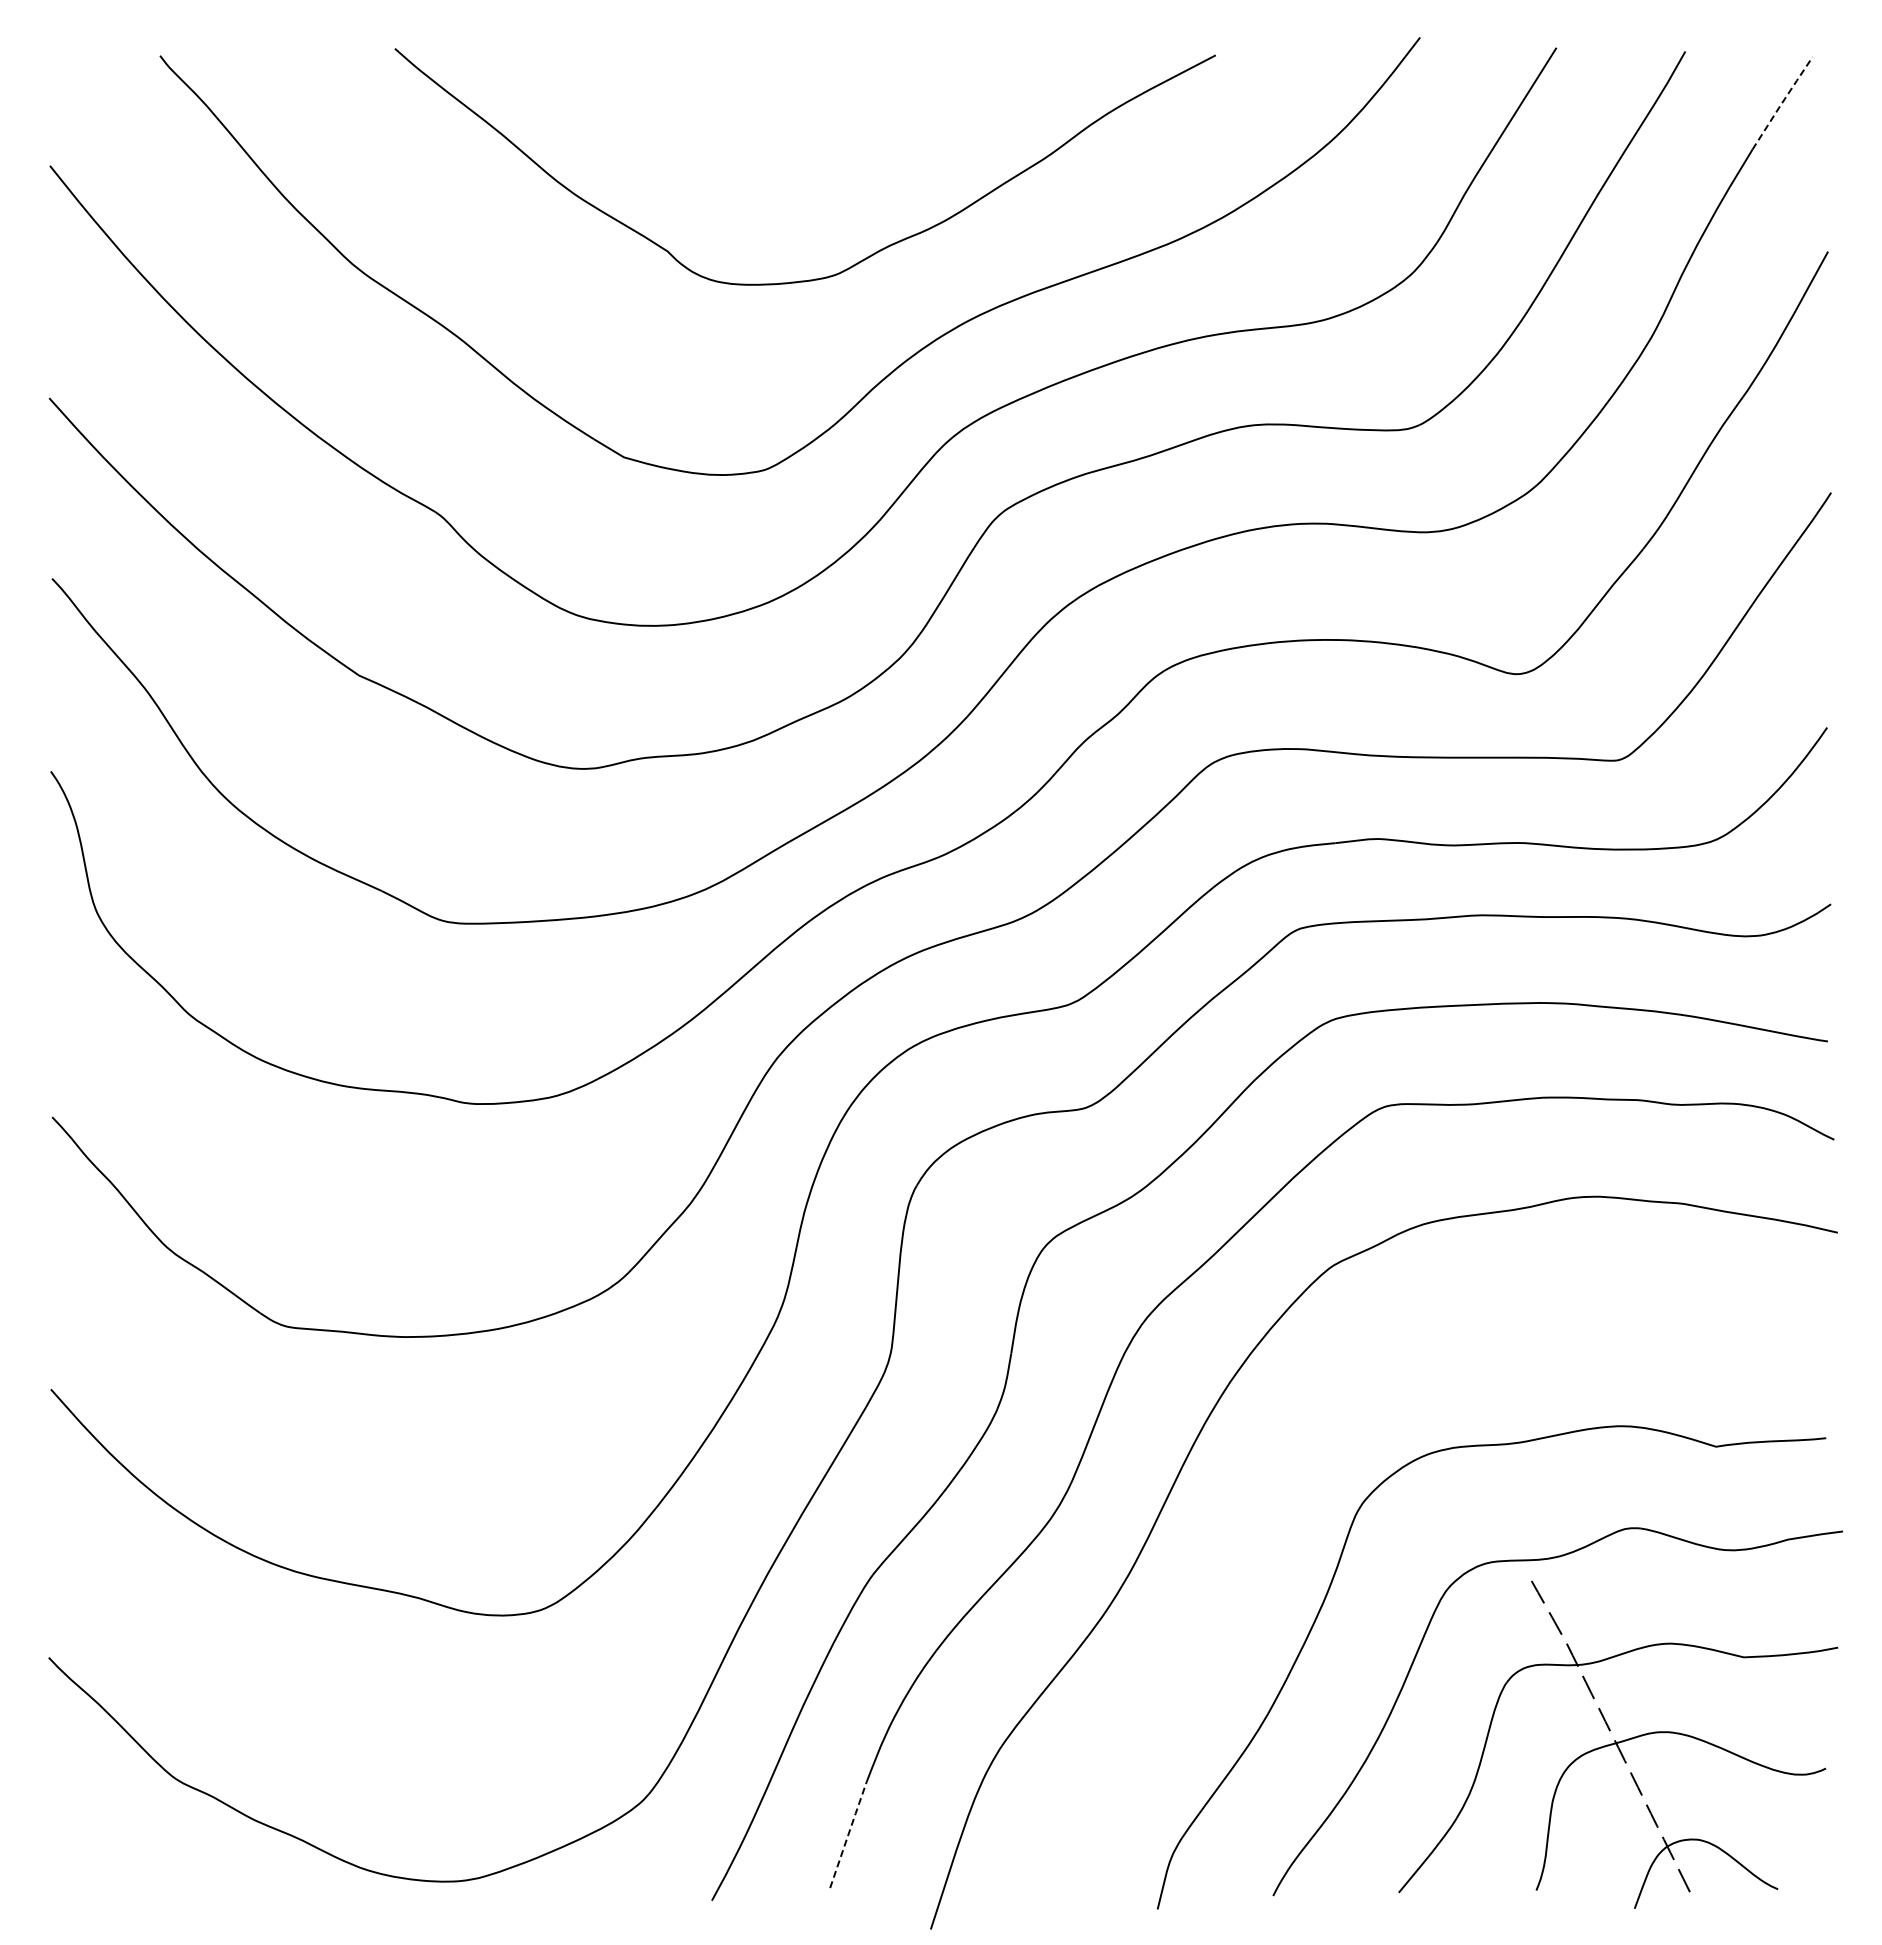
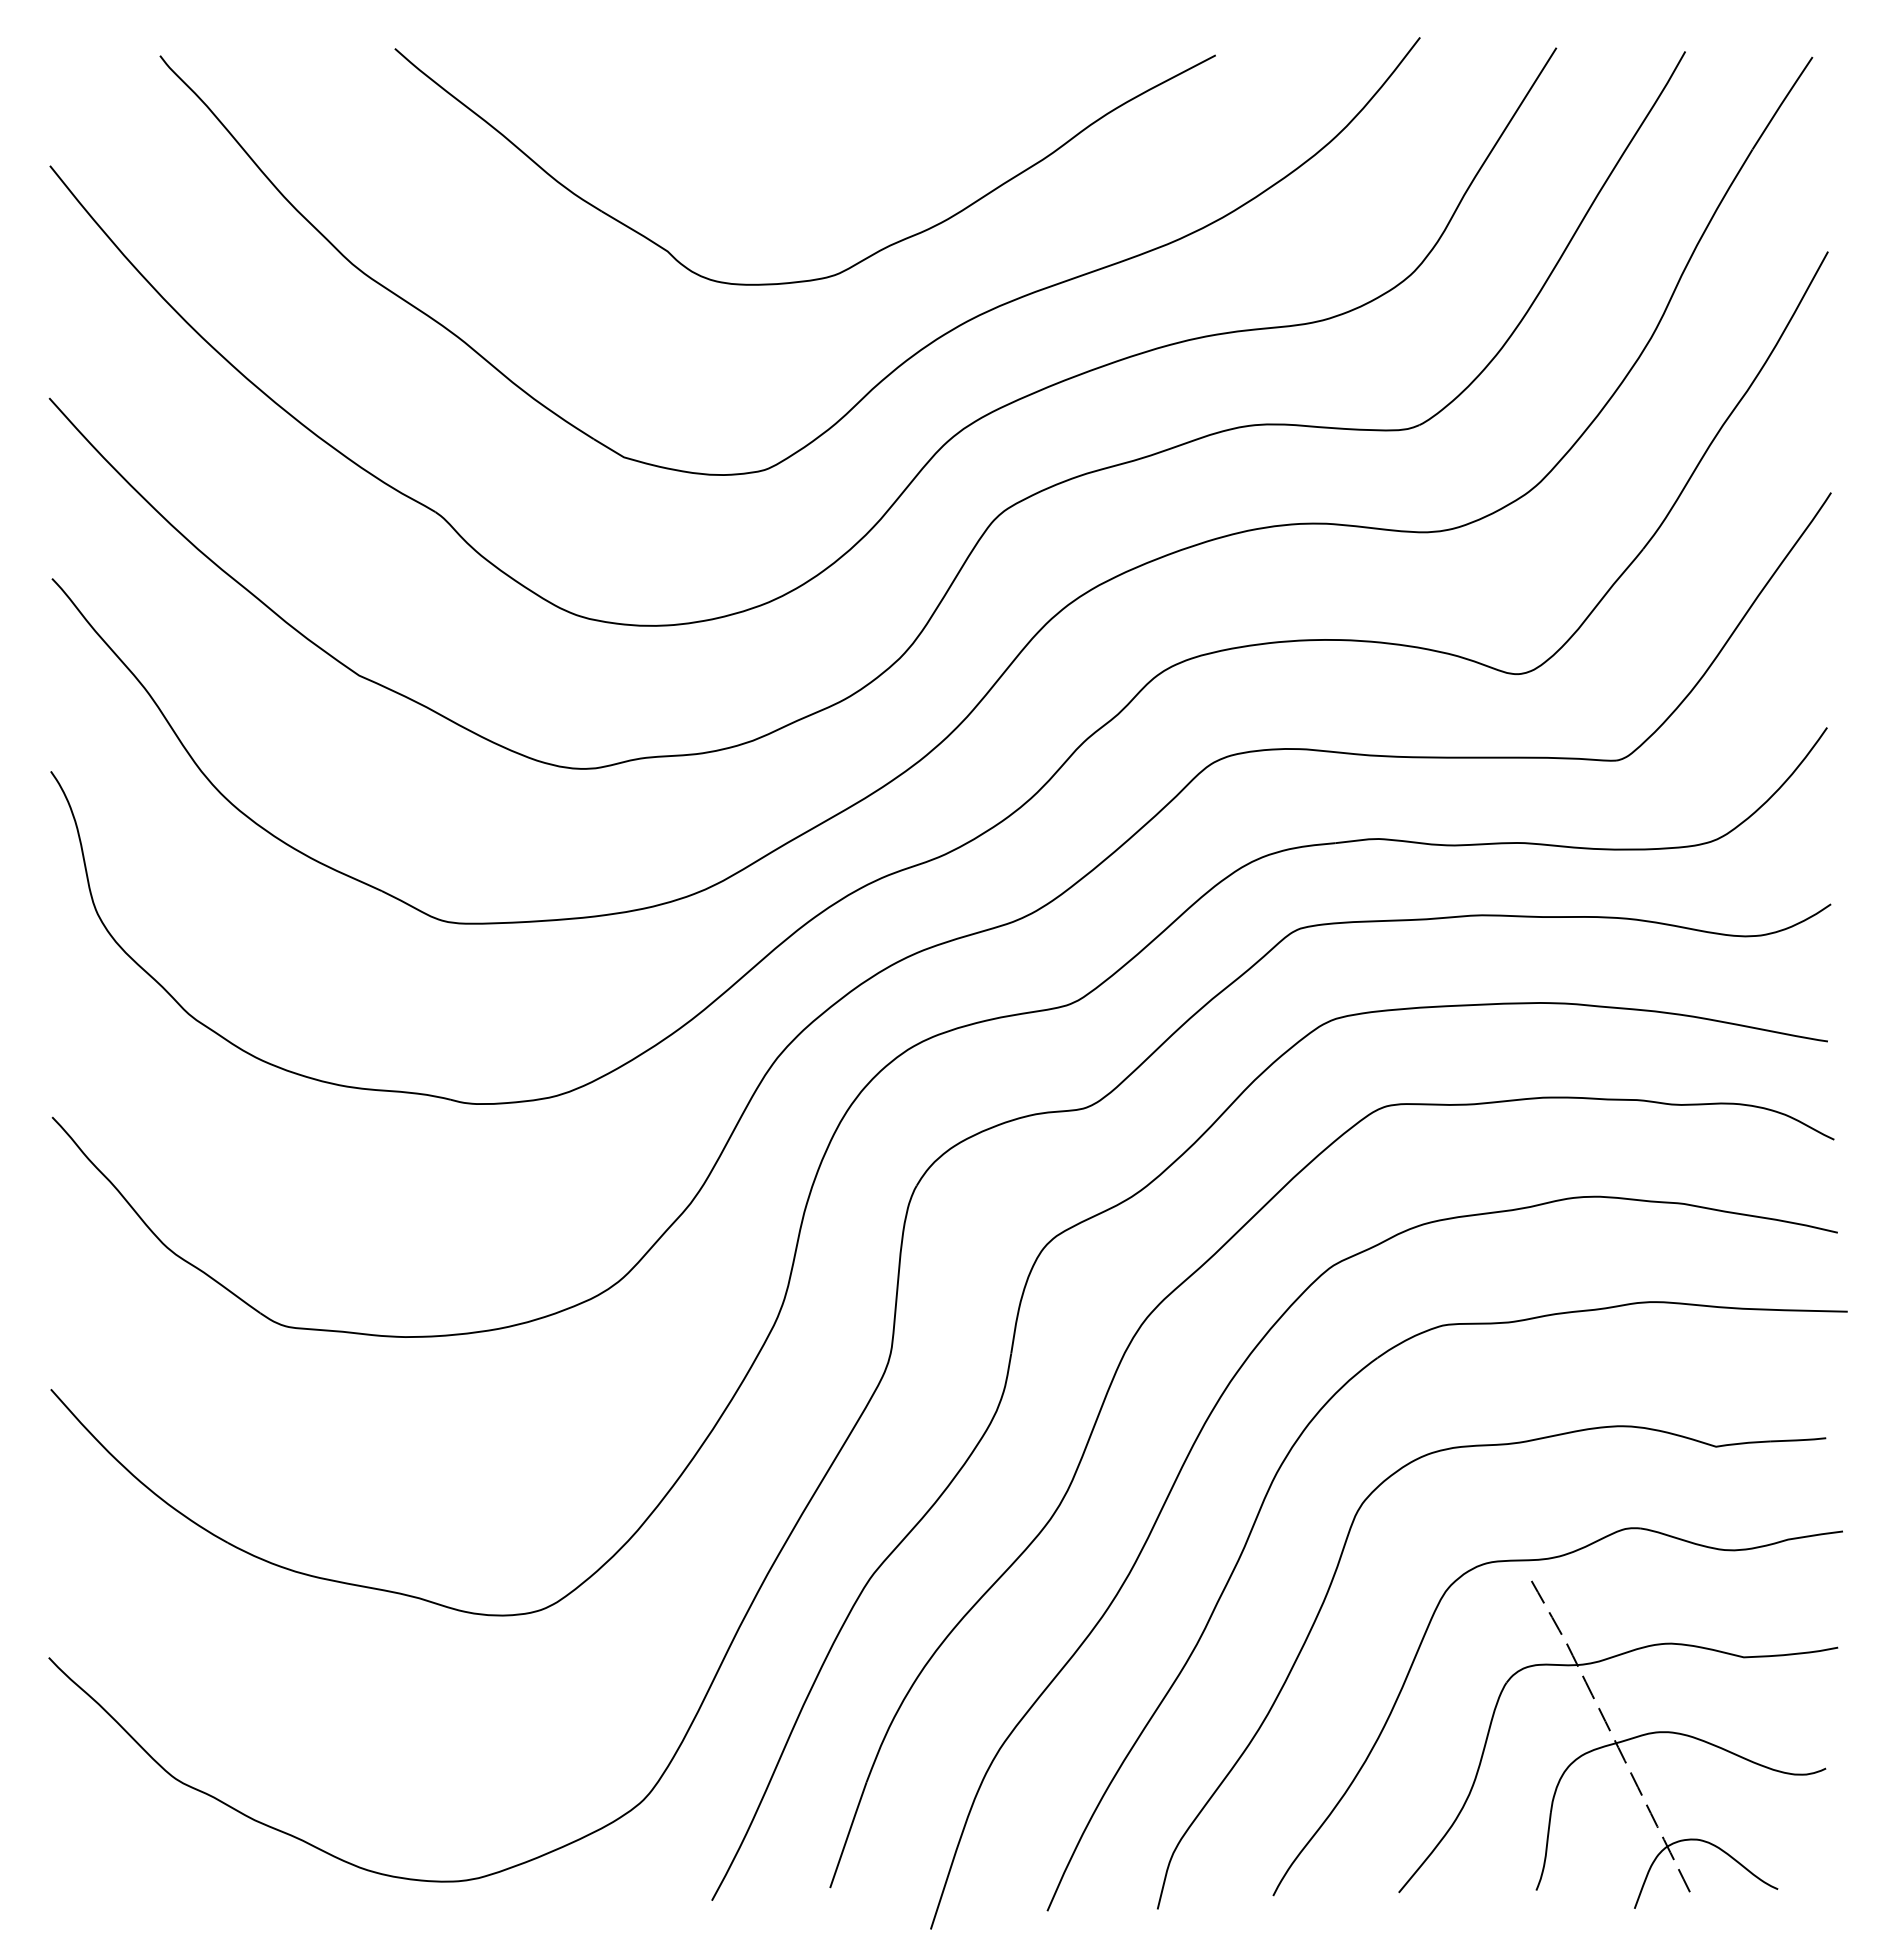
line: dashed -> solid (1782, 102)
part: none -> present (1254, 1526)
line: dashed -> solid (848, 1834)
